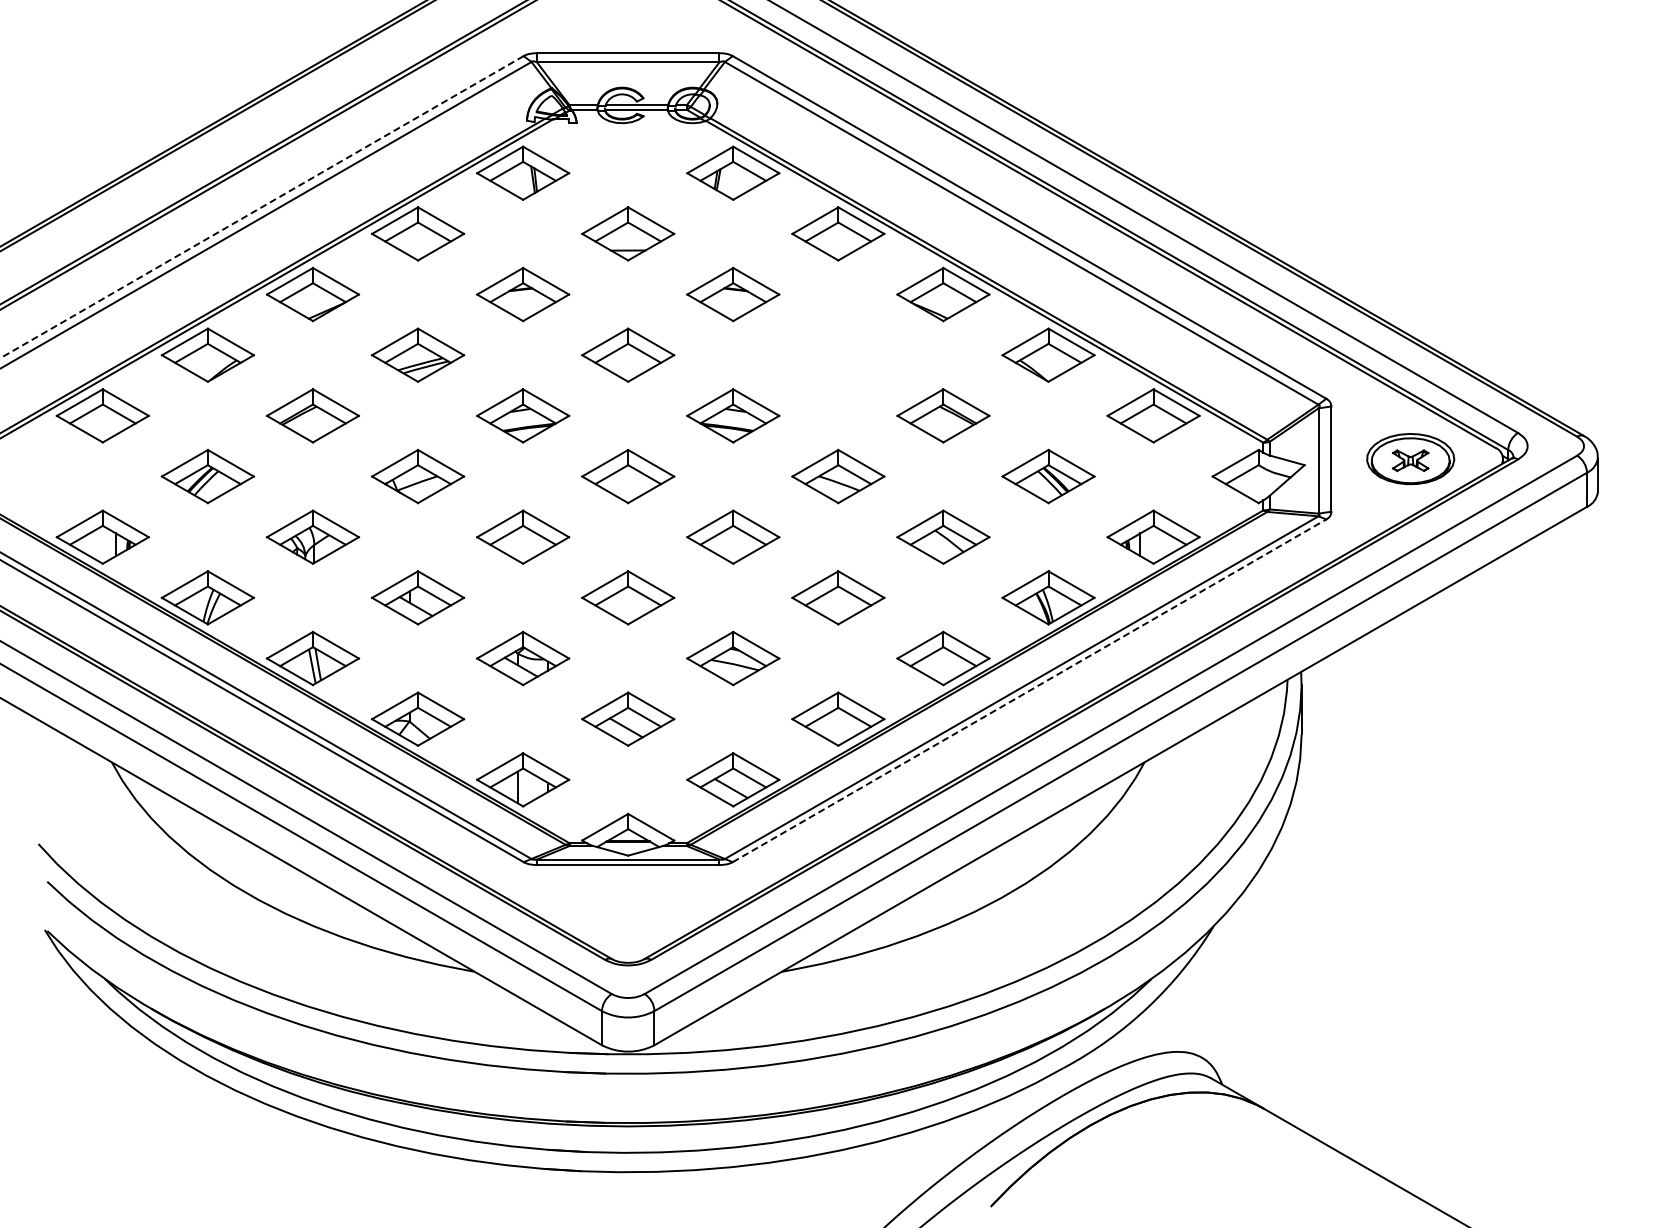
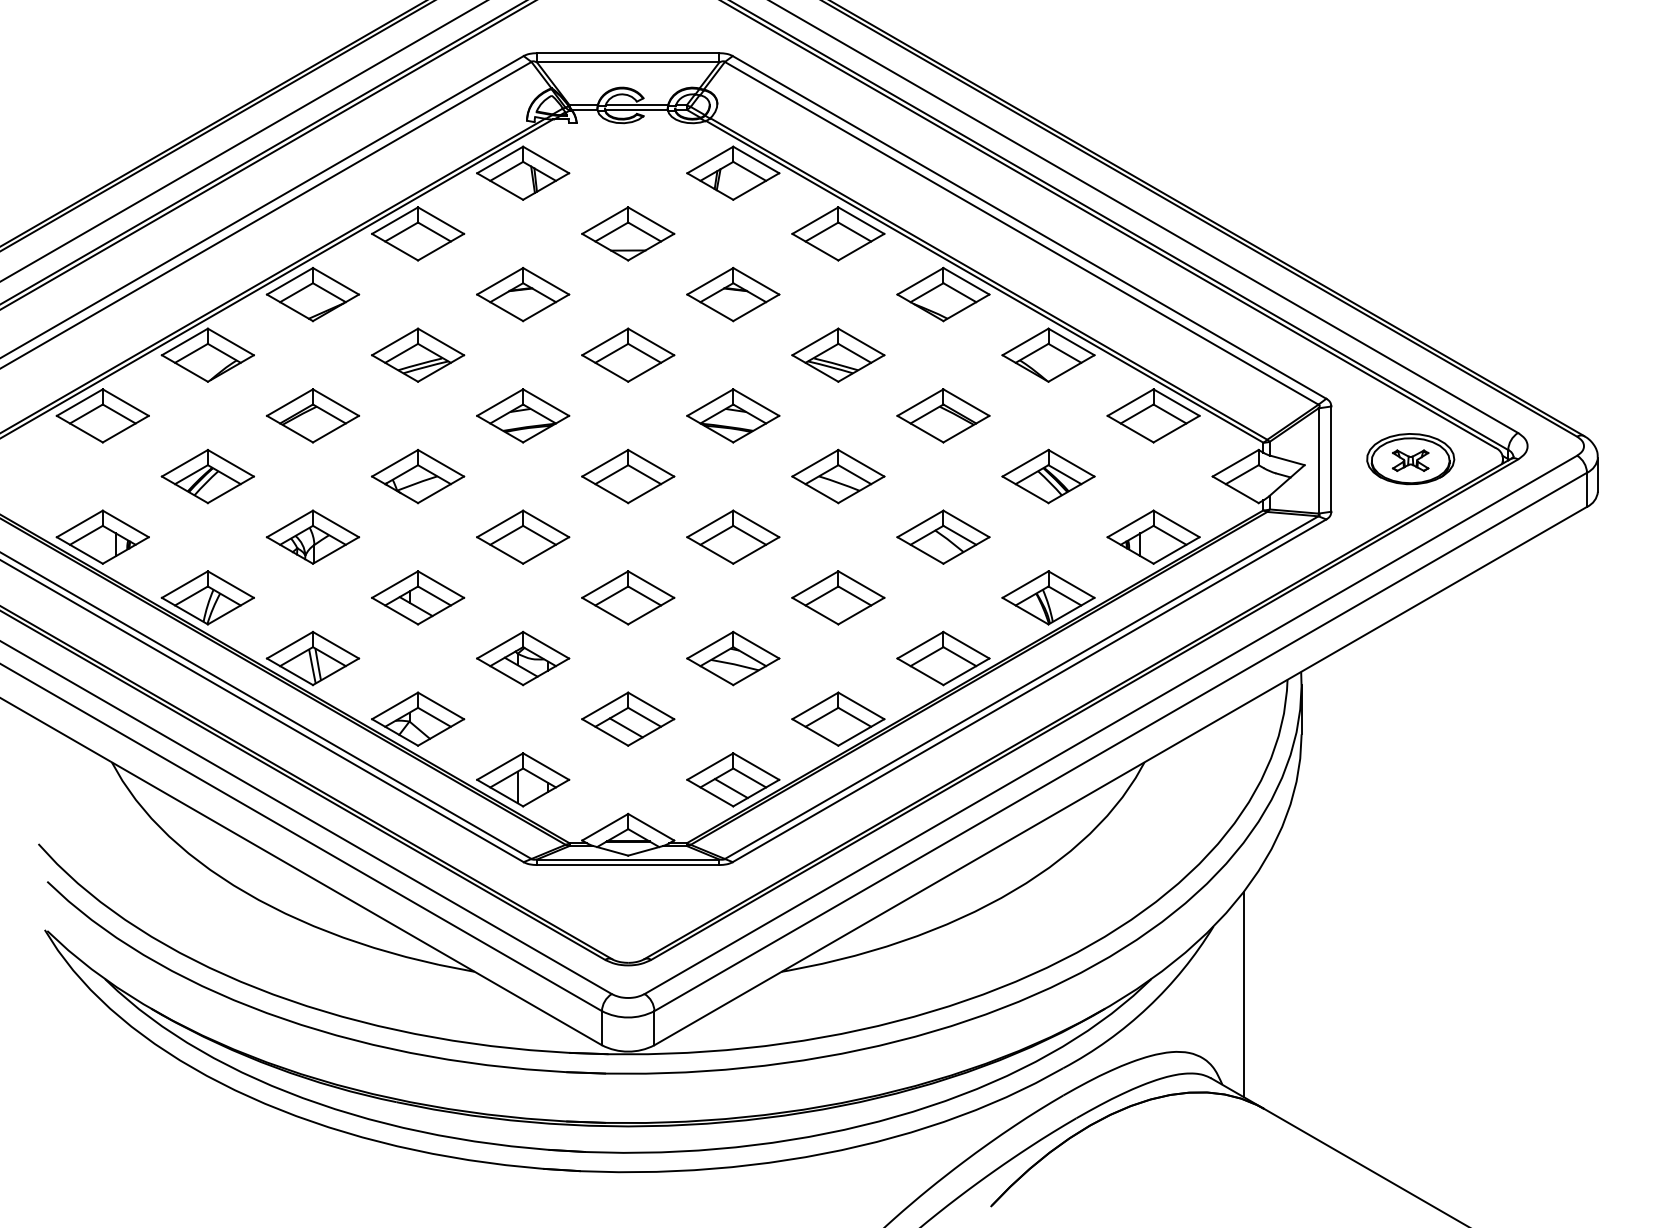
line: none -> present (243, 141)
line: dashed -> solid (261, 207)
part: none -> present (838, 354)
line: dashed -> solid (1029, 690)
line: none -> present (1243, 994)
